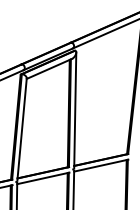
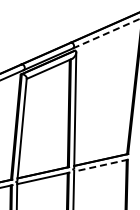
line: solid -> dashed (106, 33)
line: solid -> dashed (101, 165)
